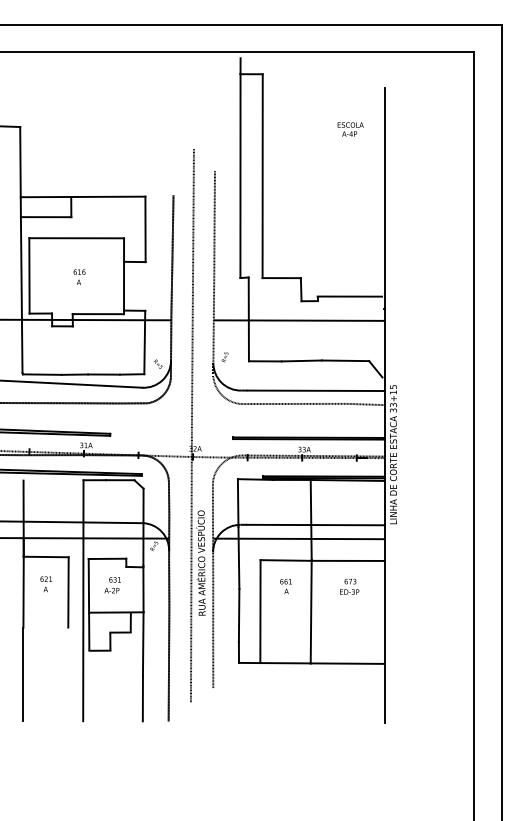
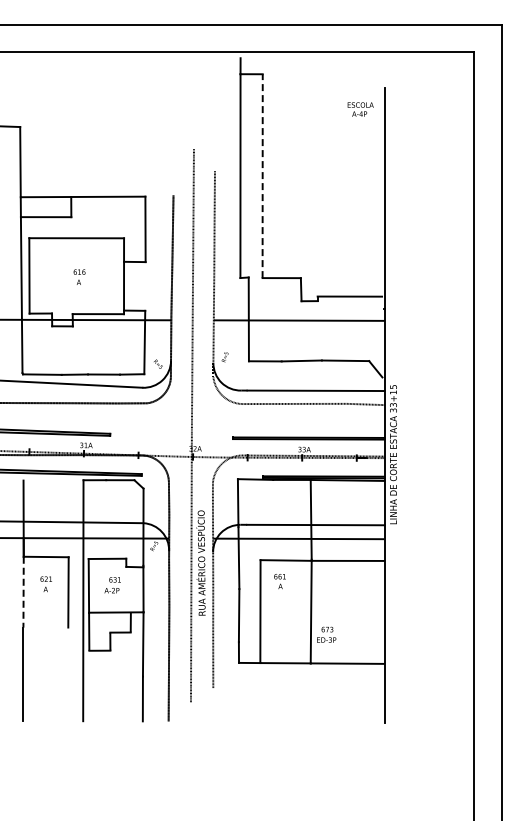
text position: (350, 129) -> (360, 109) (360, 109)
line: solid -> dashed (262, 176)
text position: (285, 586) -> (279, 581) (279, 581)
text position: (349, 586) -> (326, 634) (326, 634)
line: solid -> dashed (23, 592)
